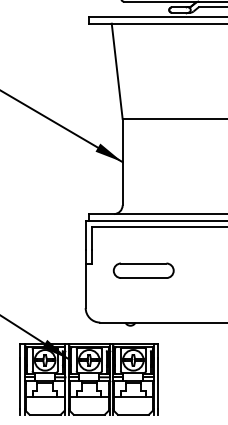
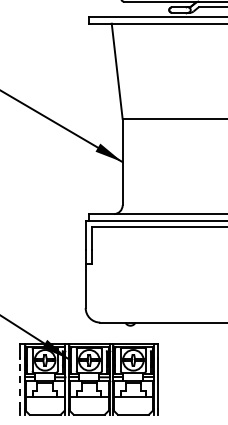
part: present -> none (143, 270)
line: solid -> dashed (19, 384)
